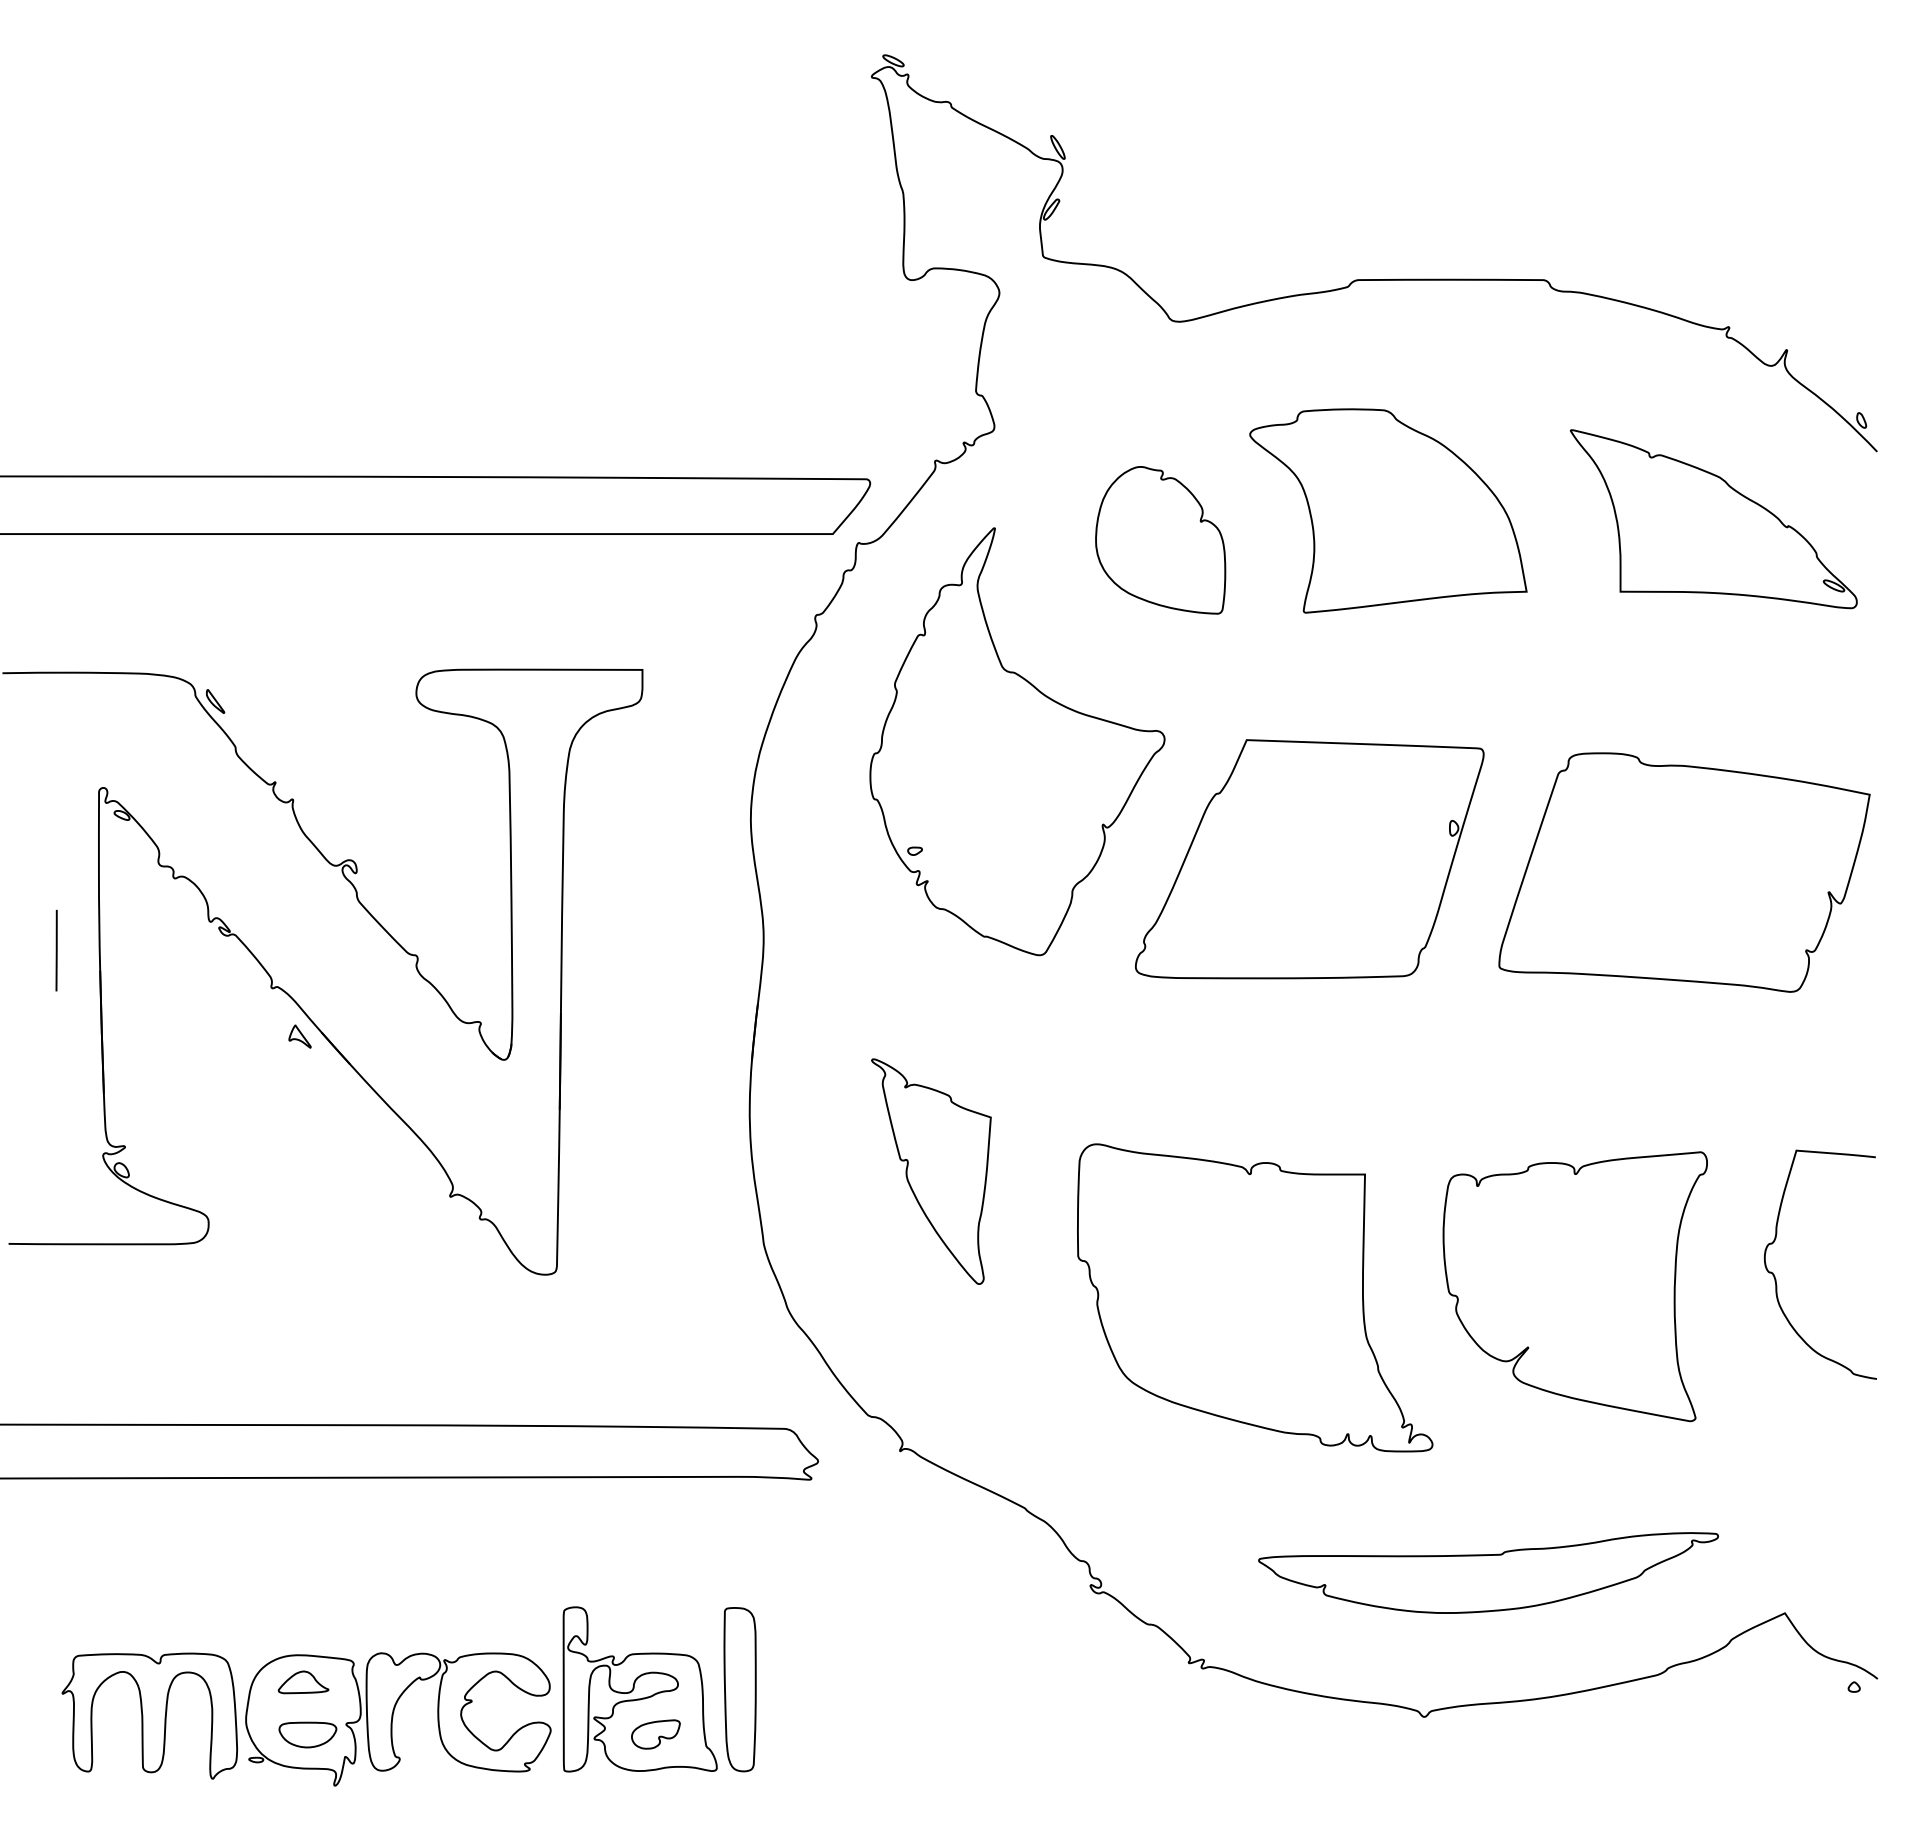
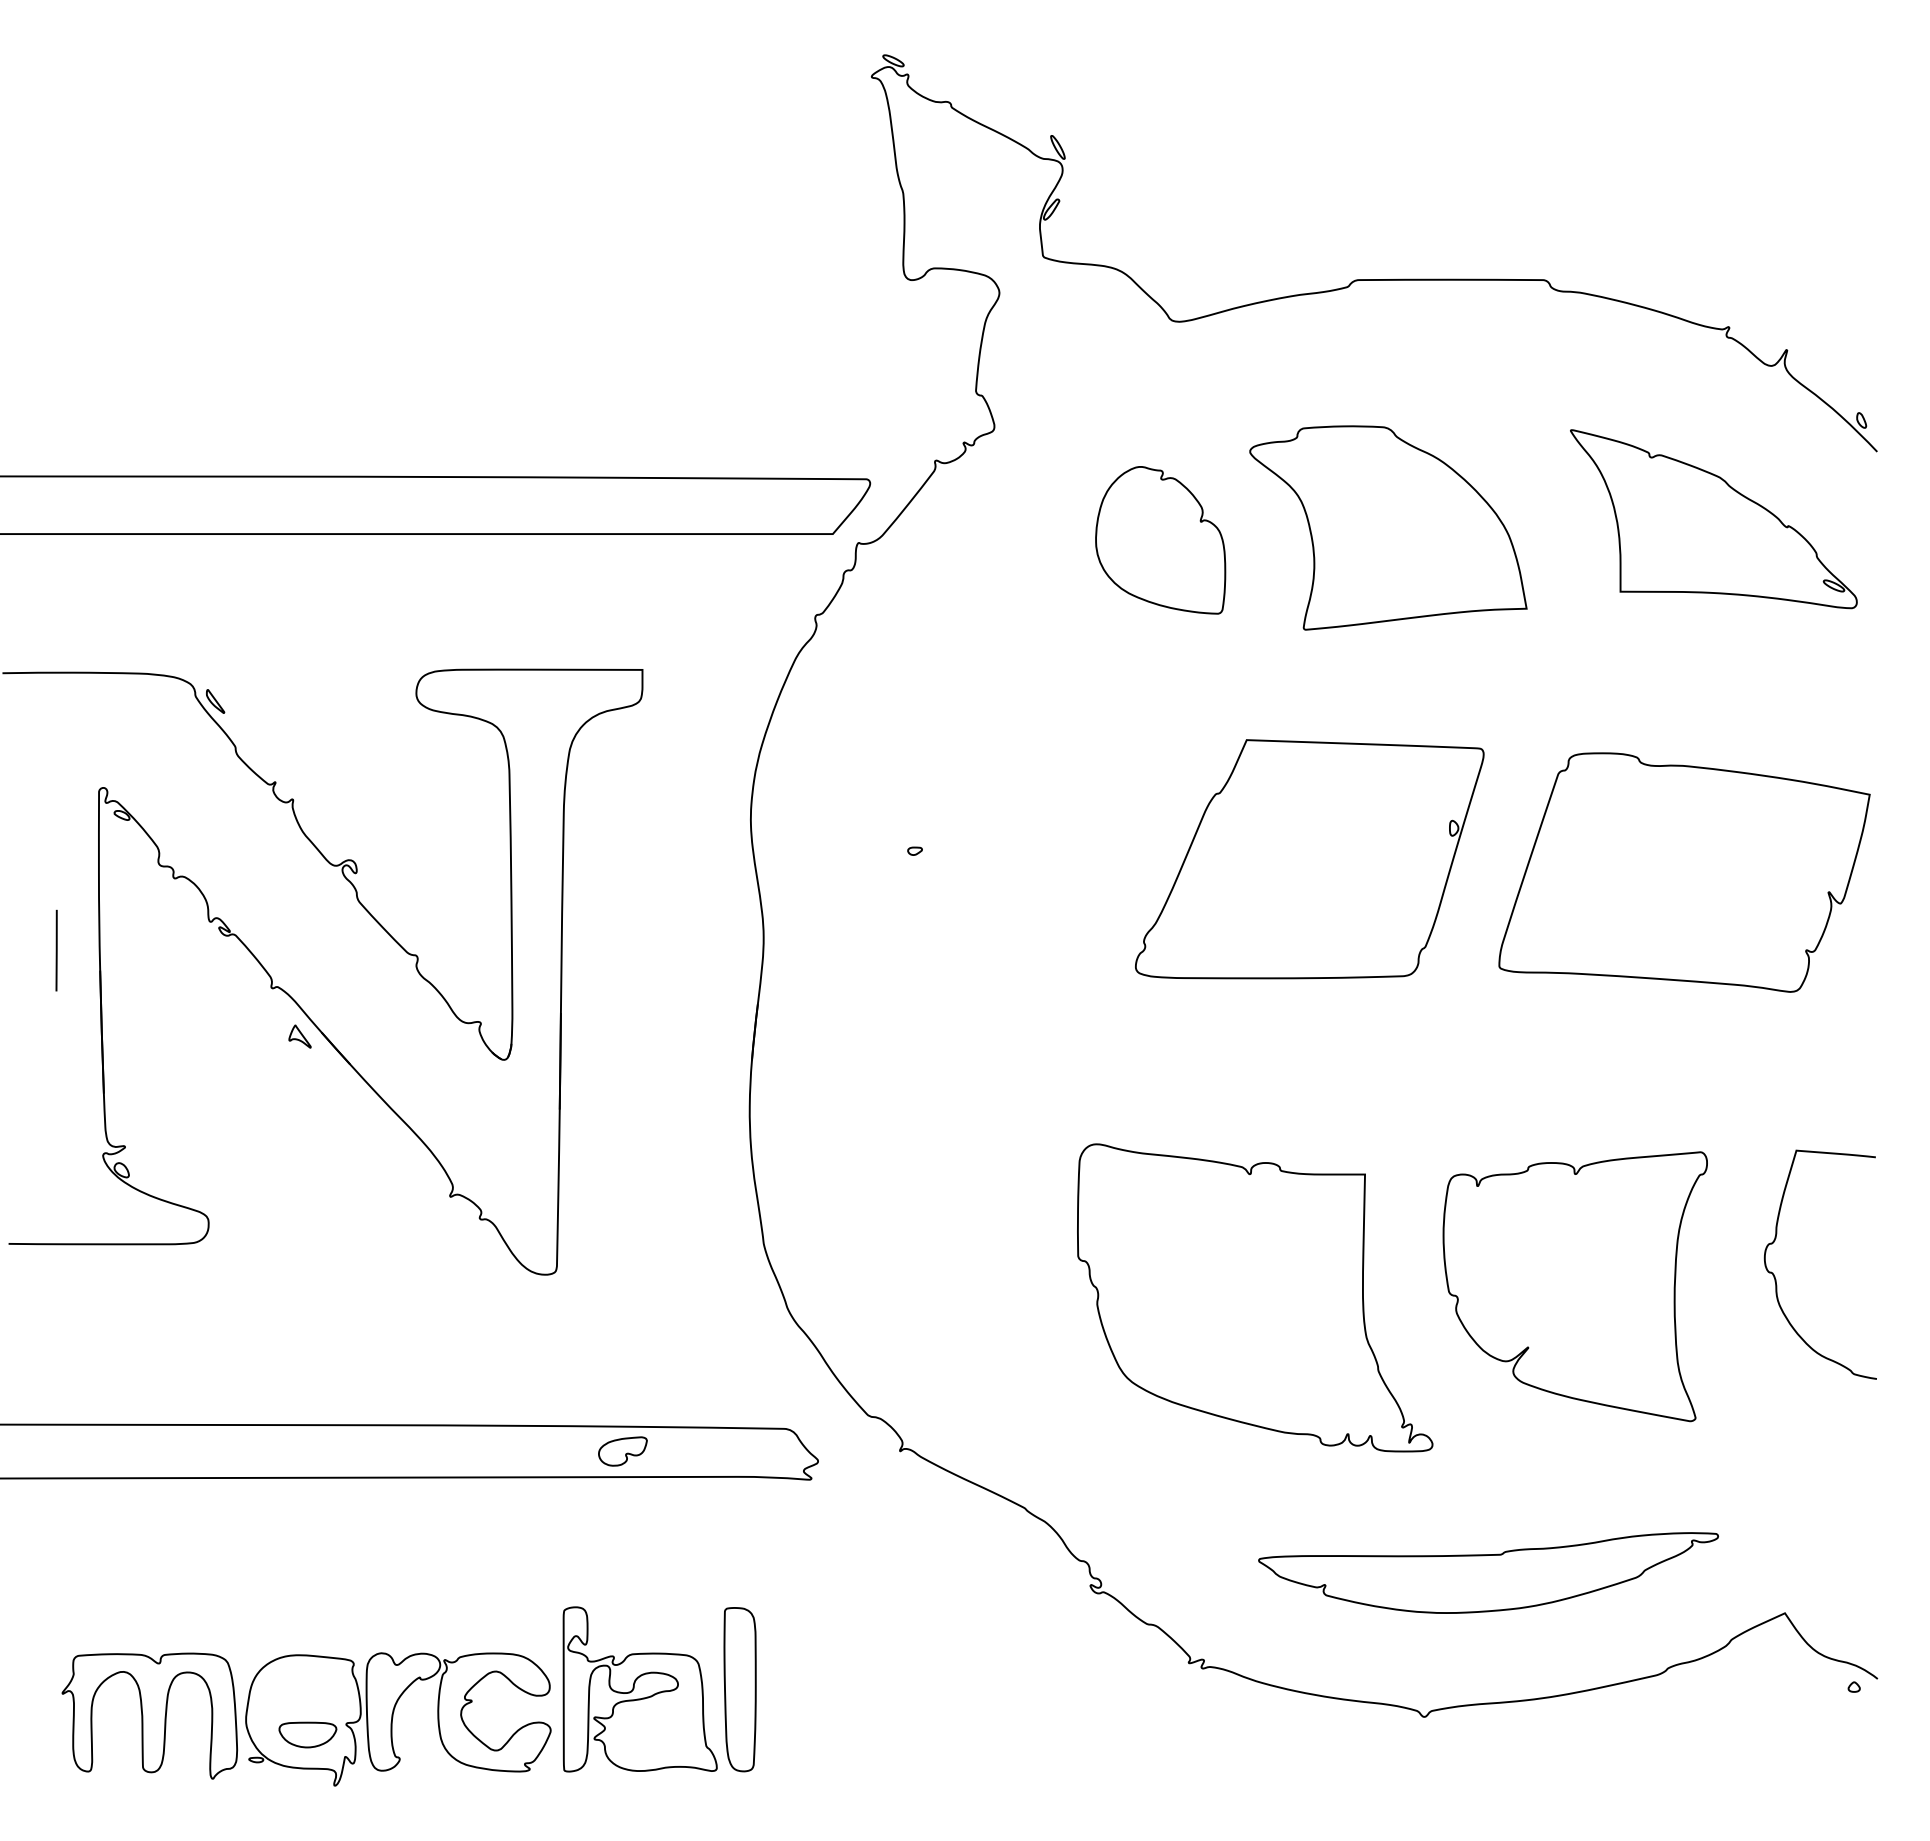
part position: (1388, 510) -> (1388, 527) (1388, 527)
part: present -> none (1017, 741)
part: present -> none (931, 1171)
part: present -> none (303, 1682)
part position: (655, 1734) -> (622, 1451) (622, 1451)
